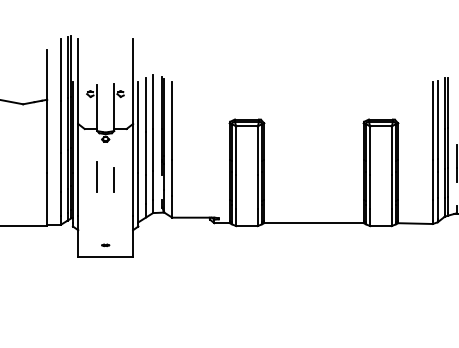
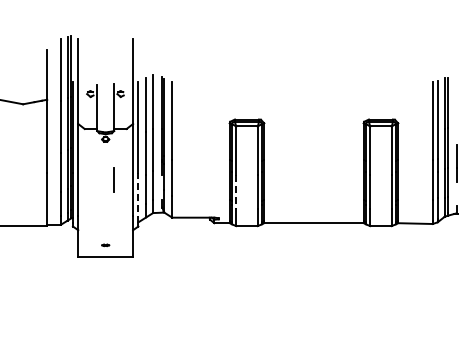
line: present -> none (96, 176)
line: solid -> dashed (236, 192)
line: solid -> dashed (138, 197)
